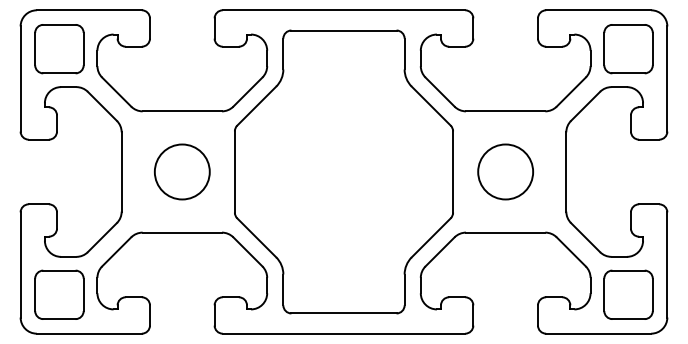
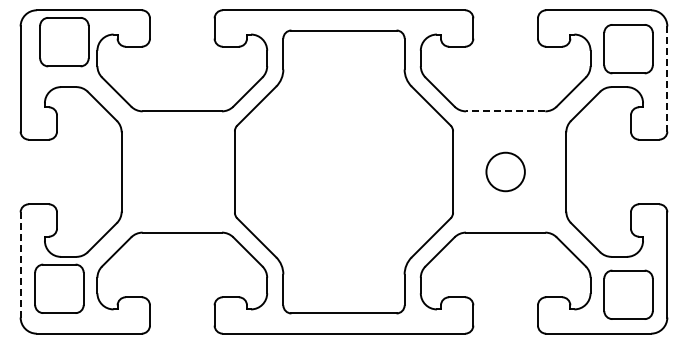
part position: (59, 49) -> (64, 42) (64, 42)
line: solid -> dashed (667, 79)
line: solid -> dashed (505, 111)
circle: present -> none (182, 171)
circle diameter: 55 px -> 38 px (505, 171)
line: solid -> dashed (20, 264)
part position: (59, 294) -> (59, 288) (59, 288)
